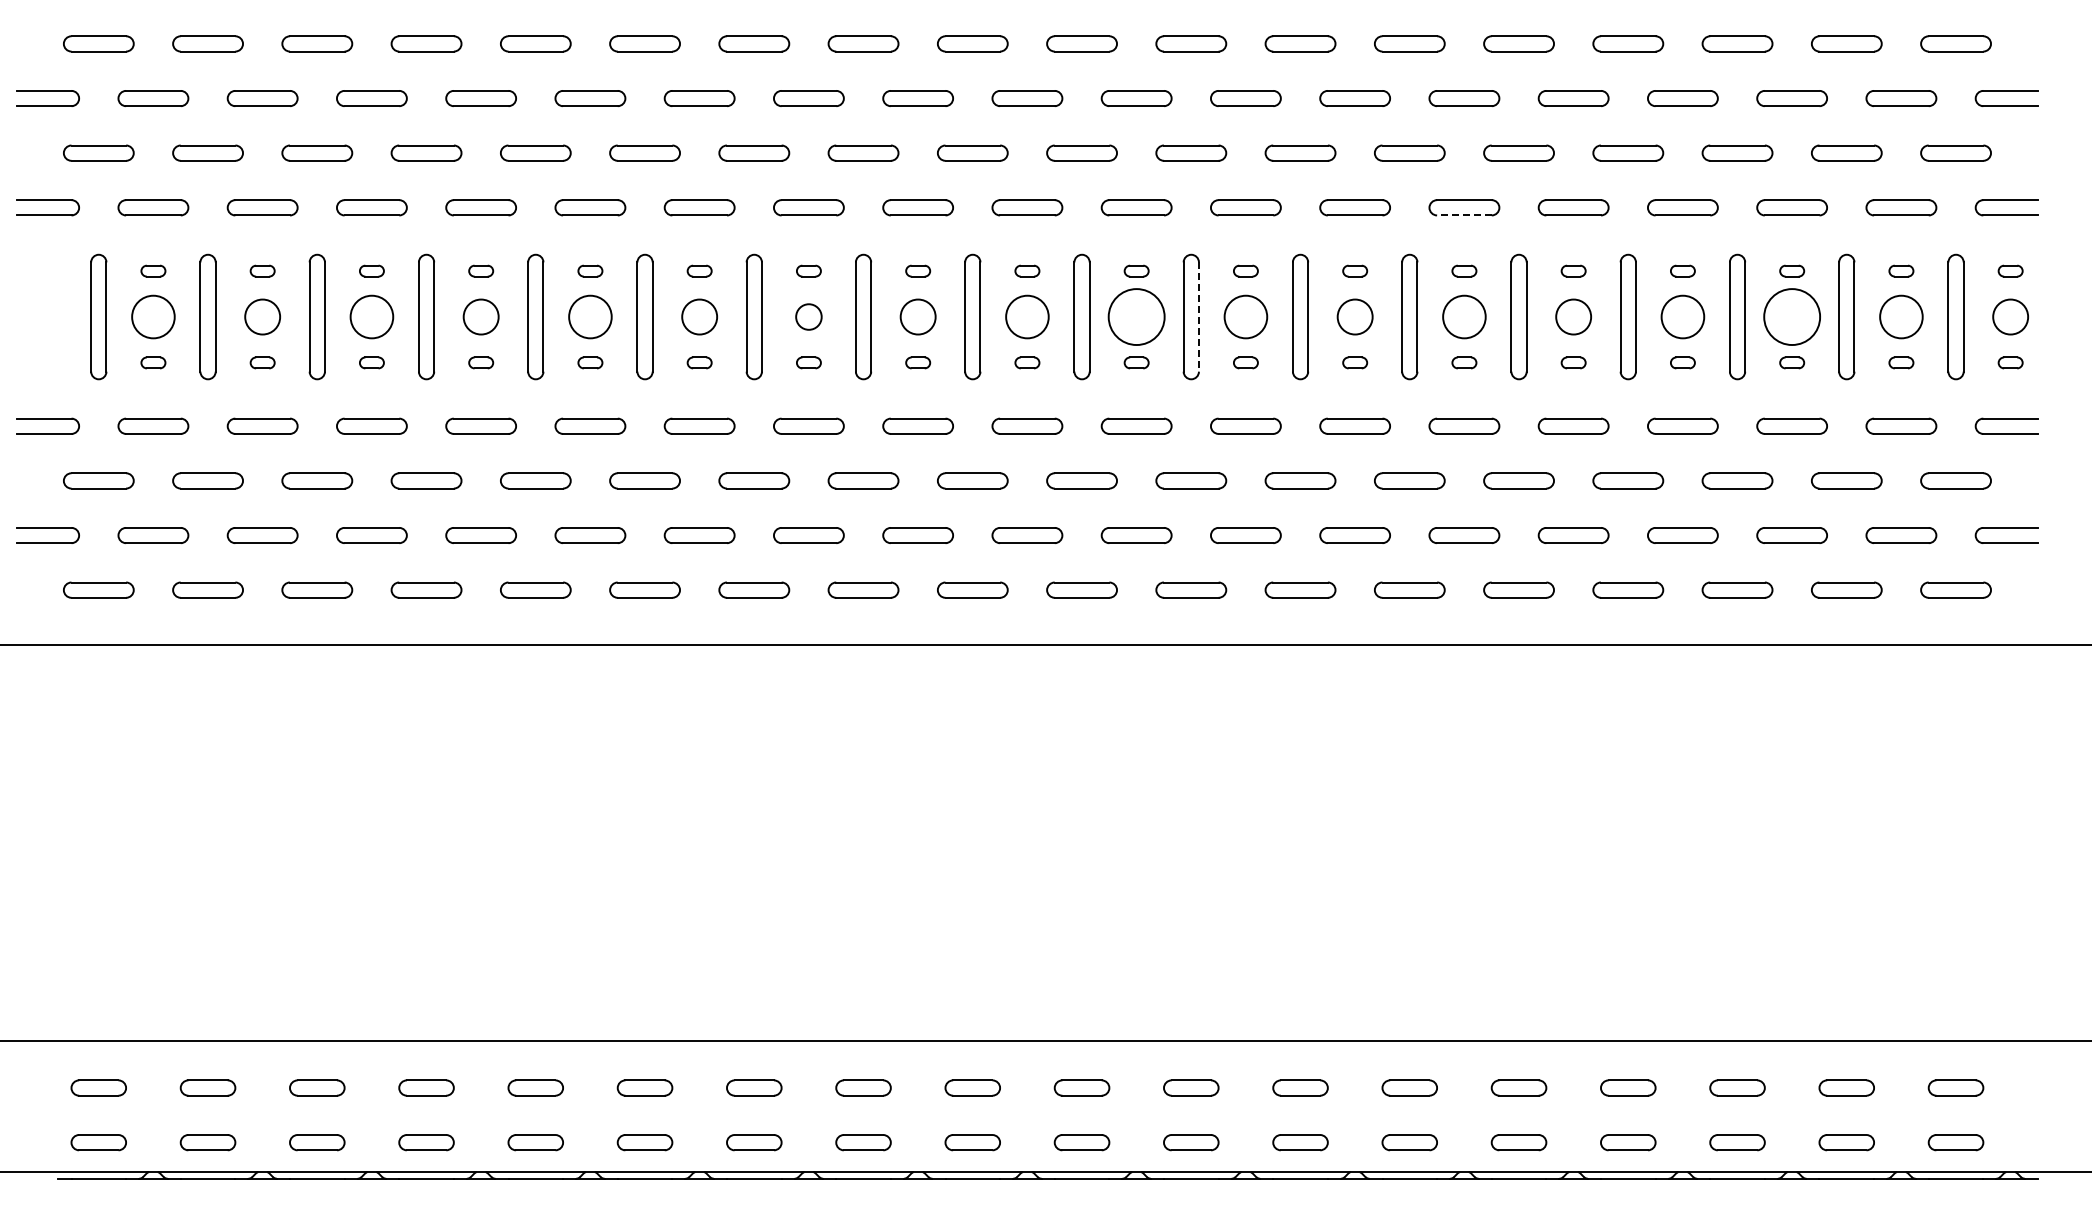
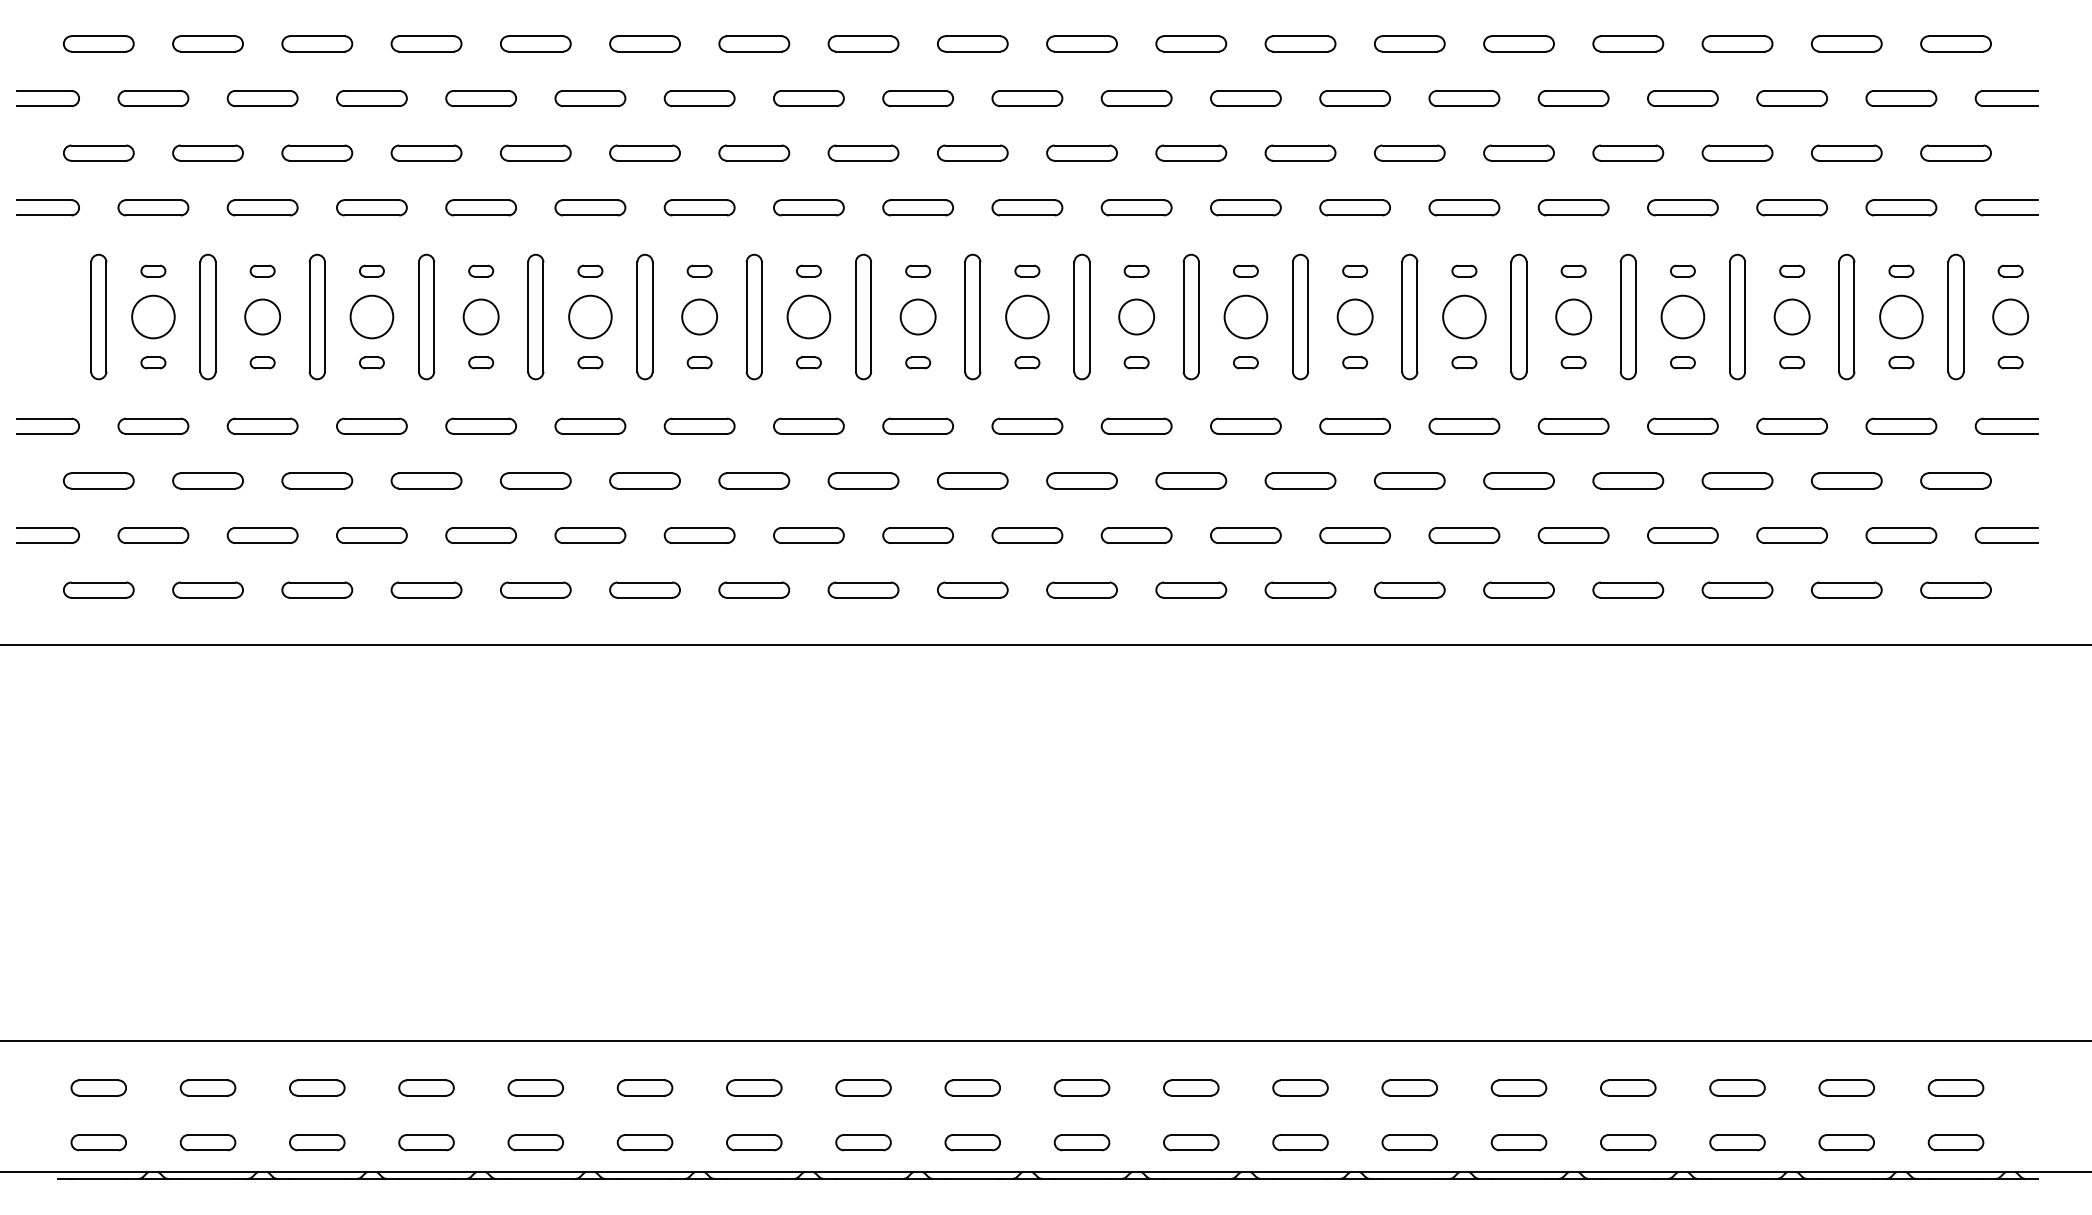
line: dashed -> solid (1463, 215)
circle diameter: 26 px -> 43 px (808, 316)
circle diameter: 56 px -> 35 px (1136, 316)
line: dashed -> solid (1198, 317)
circle diameter: 56 px -> 35 px (1791, 316)
